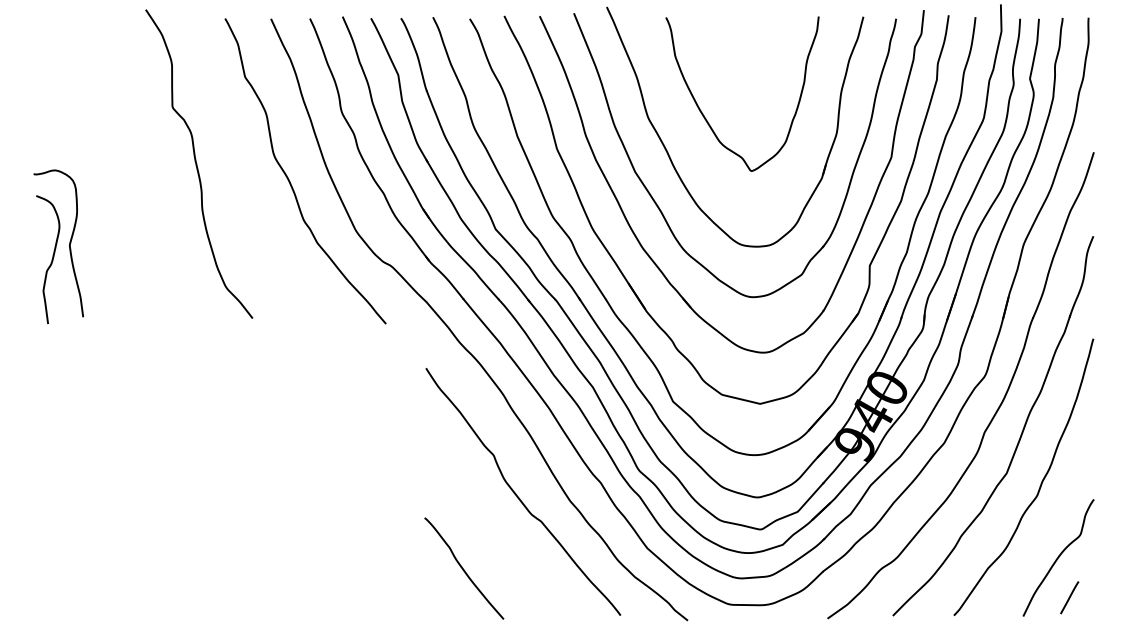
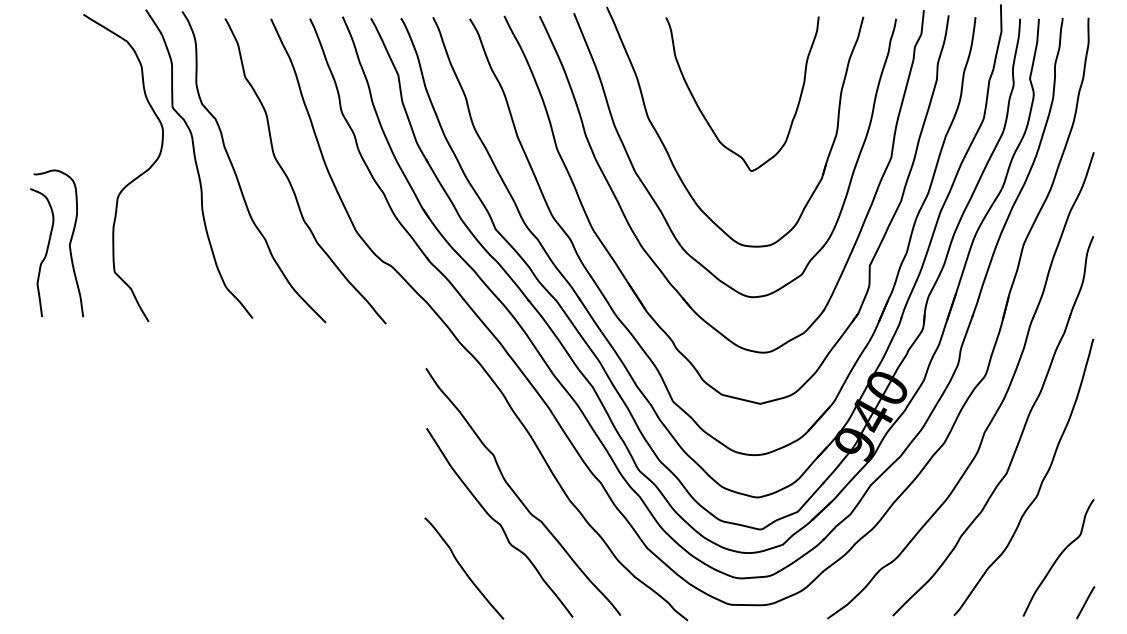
curve: none -> present (237, 175)
curve: none -> present (131, 180)
curve position: (51, 259) -> (45, 252) (45, 252)
curve: none -> present (499, 522)
line position: (1069, 597) -> (1085, 602) (1085, 602)
